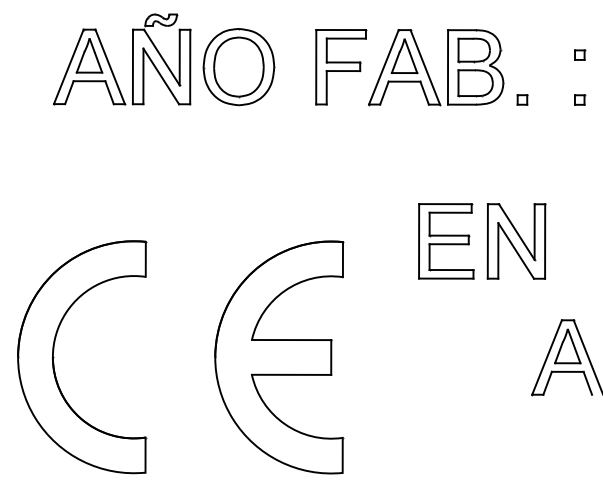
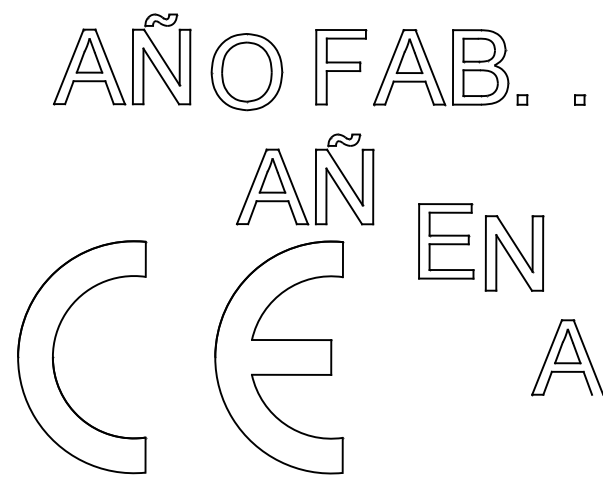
part: present -> none (580, 54)
part position: (238, 67) -> (246, 72) (246, 72)
part position: (427, 69) -> (432, 69) (432, 69)
part: none -> present (315, 179)
part position: (516, 241) -> (514, 253) (514, 253)
